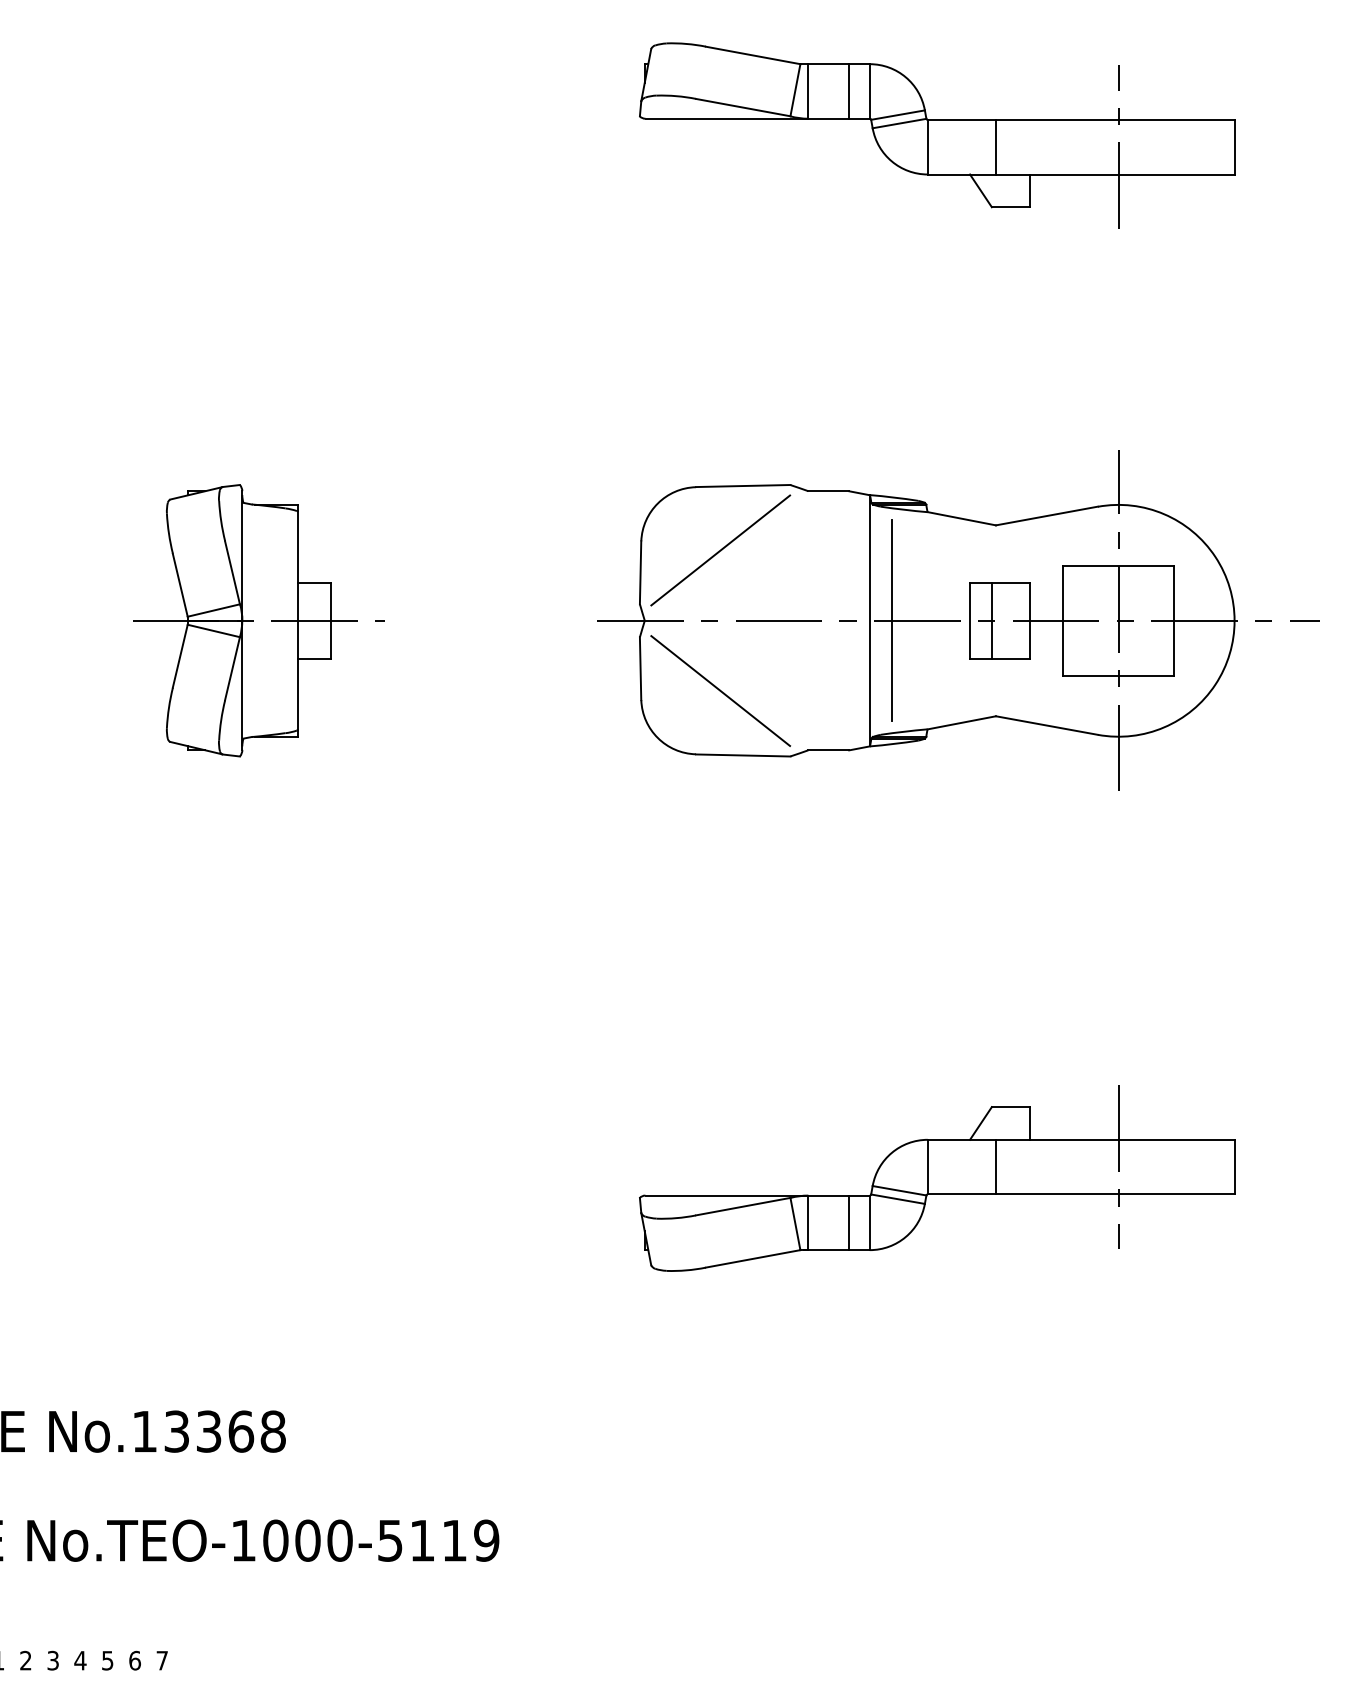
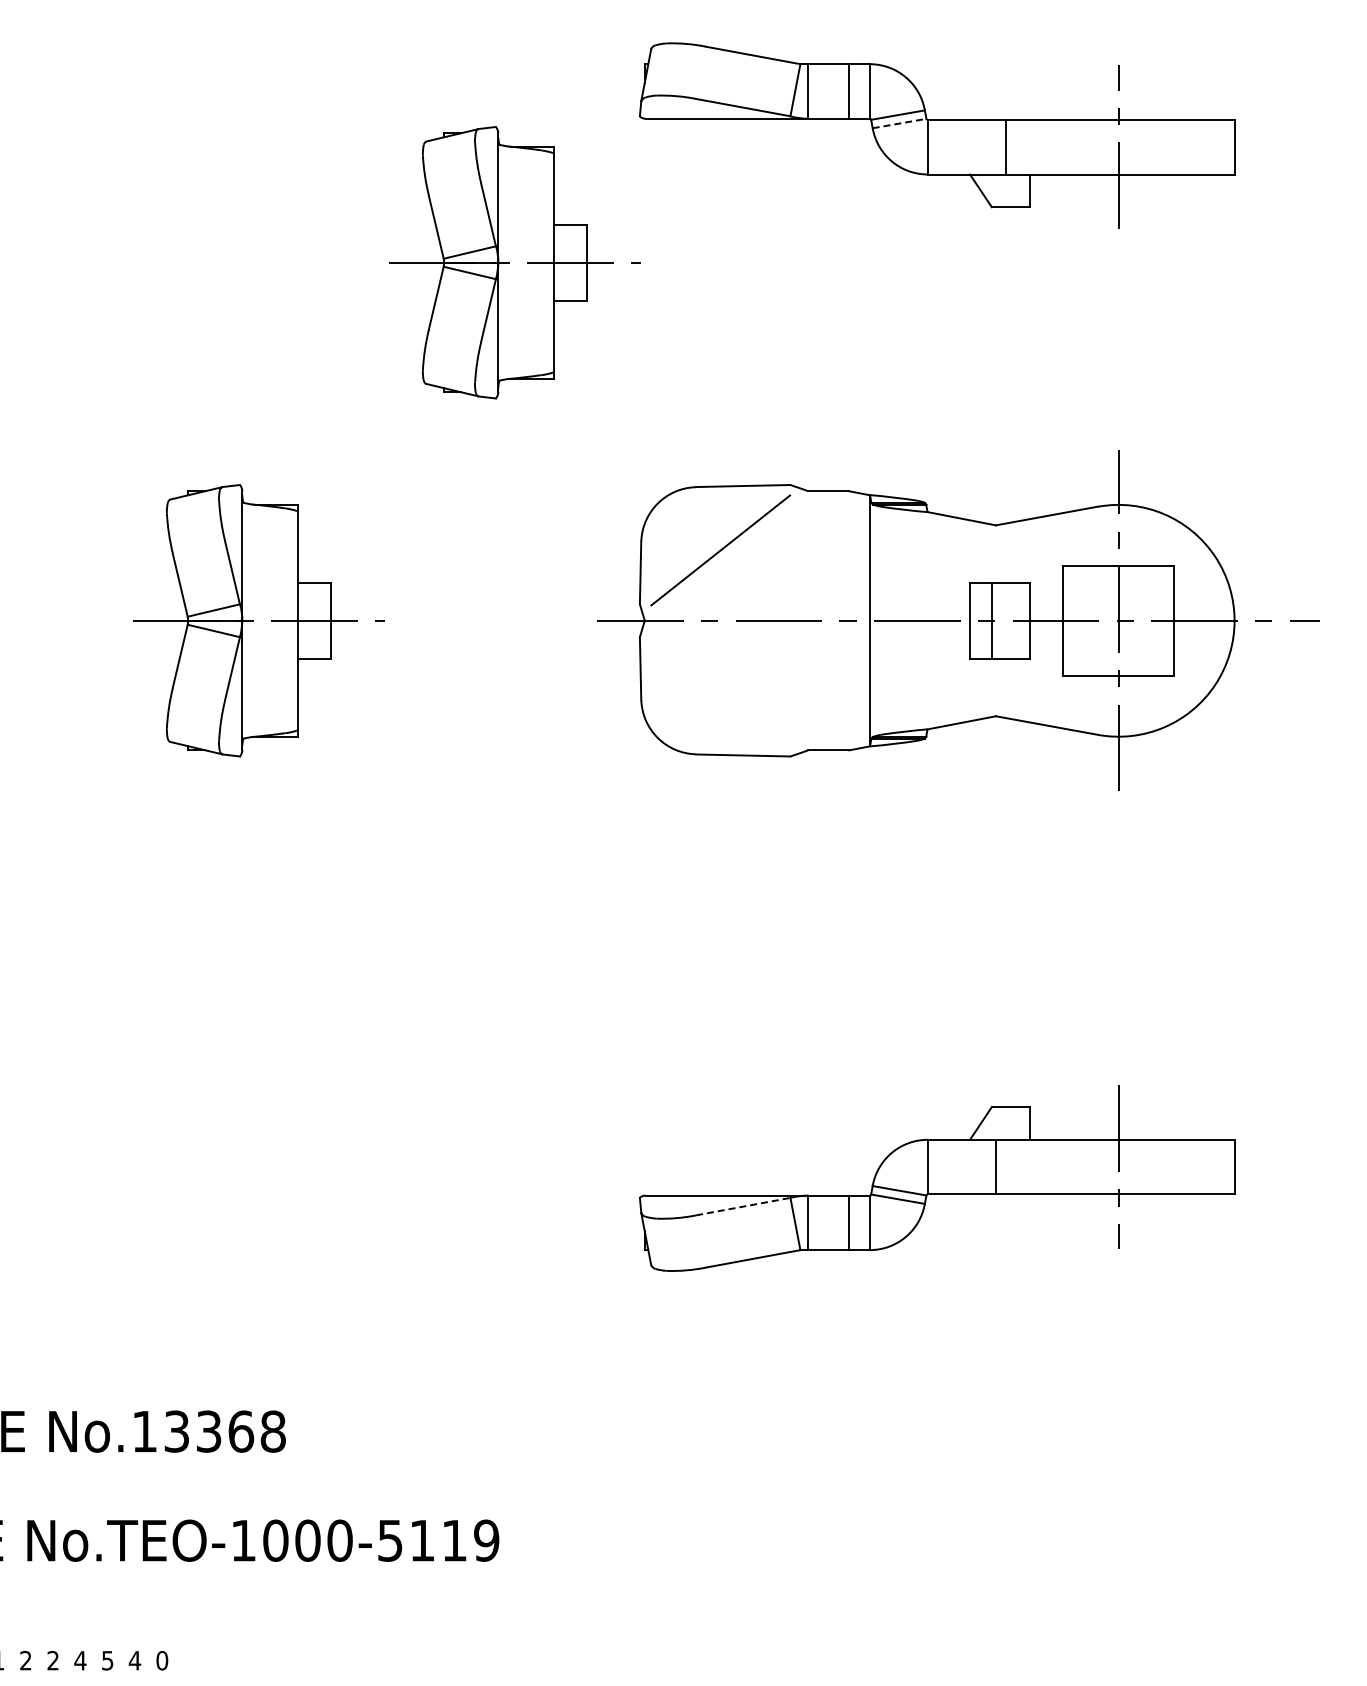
line: solid -> dashed (900, 123)
line position: (995, 146) -> (1005, 146) (1005, 146)
part: none -> present (514, 262)
line: present -> none (891, 620)
line: present -> none (720, 691)
line: solid -> dashed (743, 1206)
text: 3 -> 2 (52, 1660)
text: 6 -> 4 (134, 1660)
text: 7 -> 0 (162, 1660)
